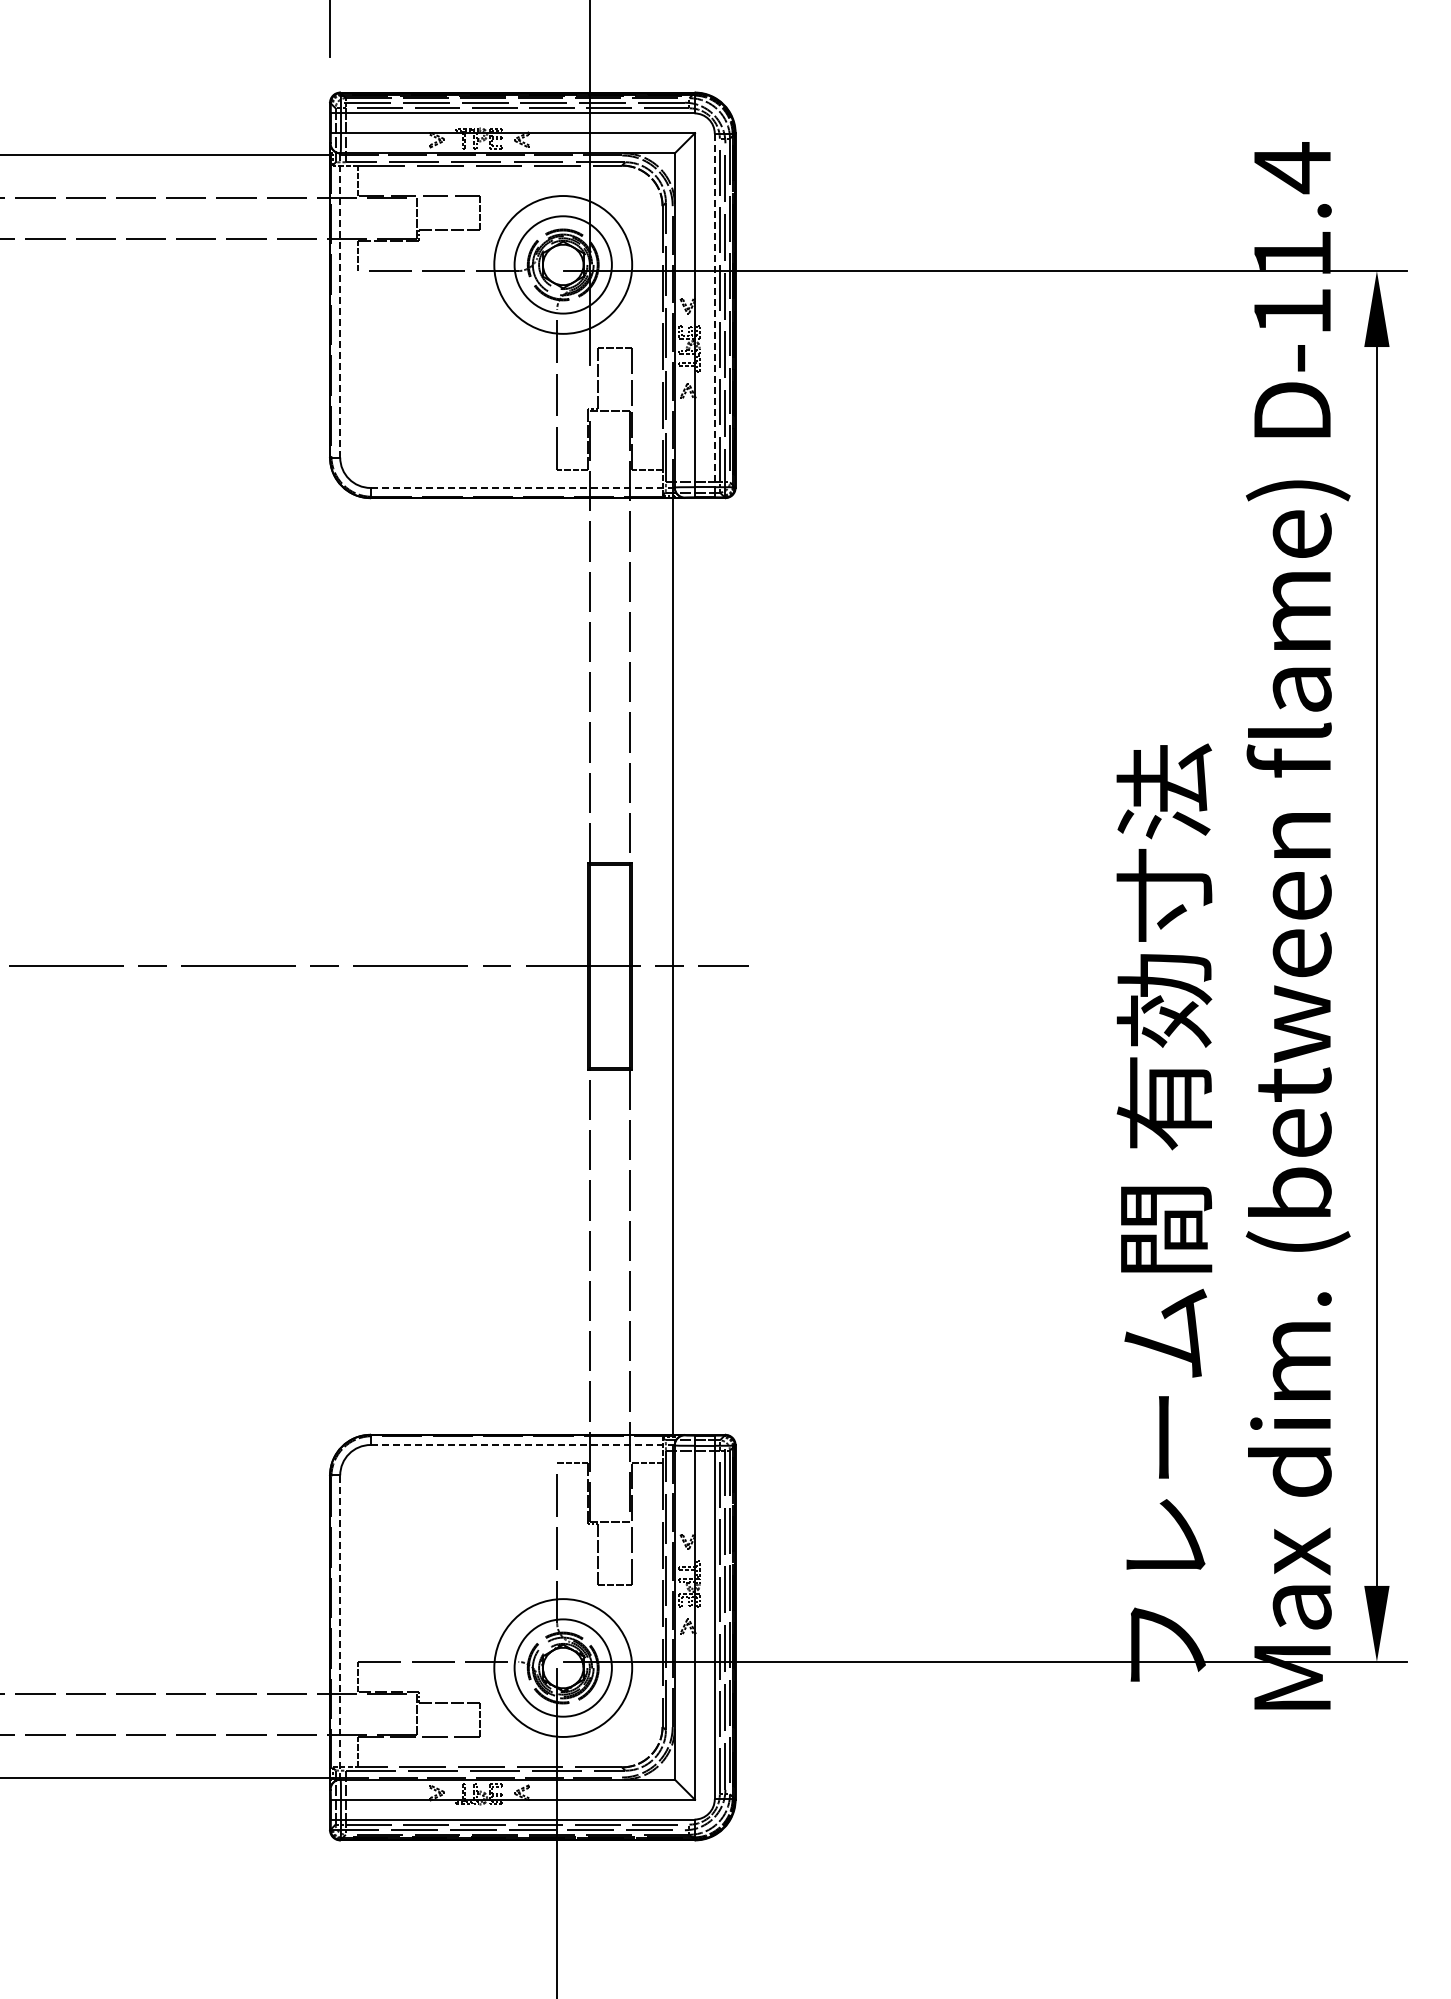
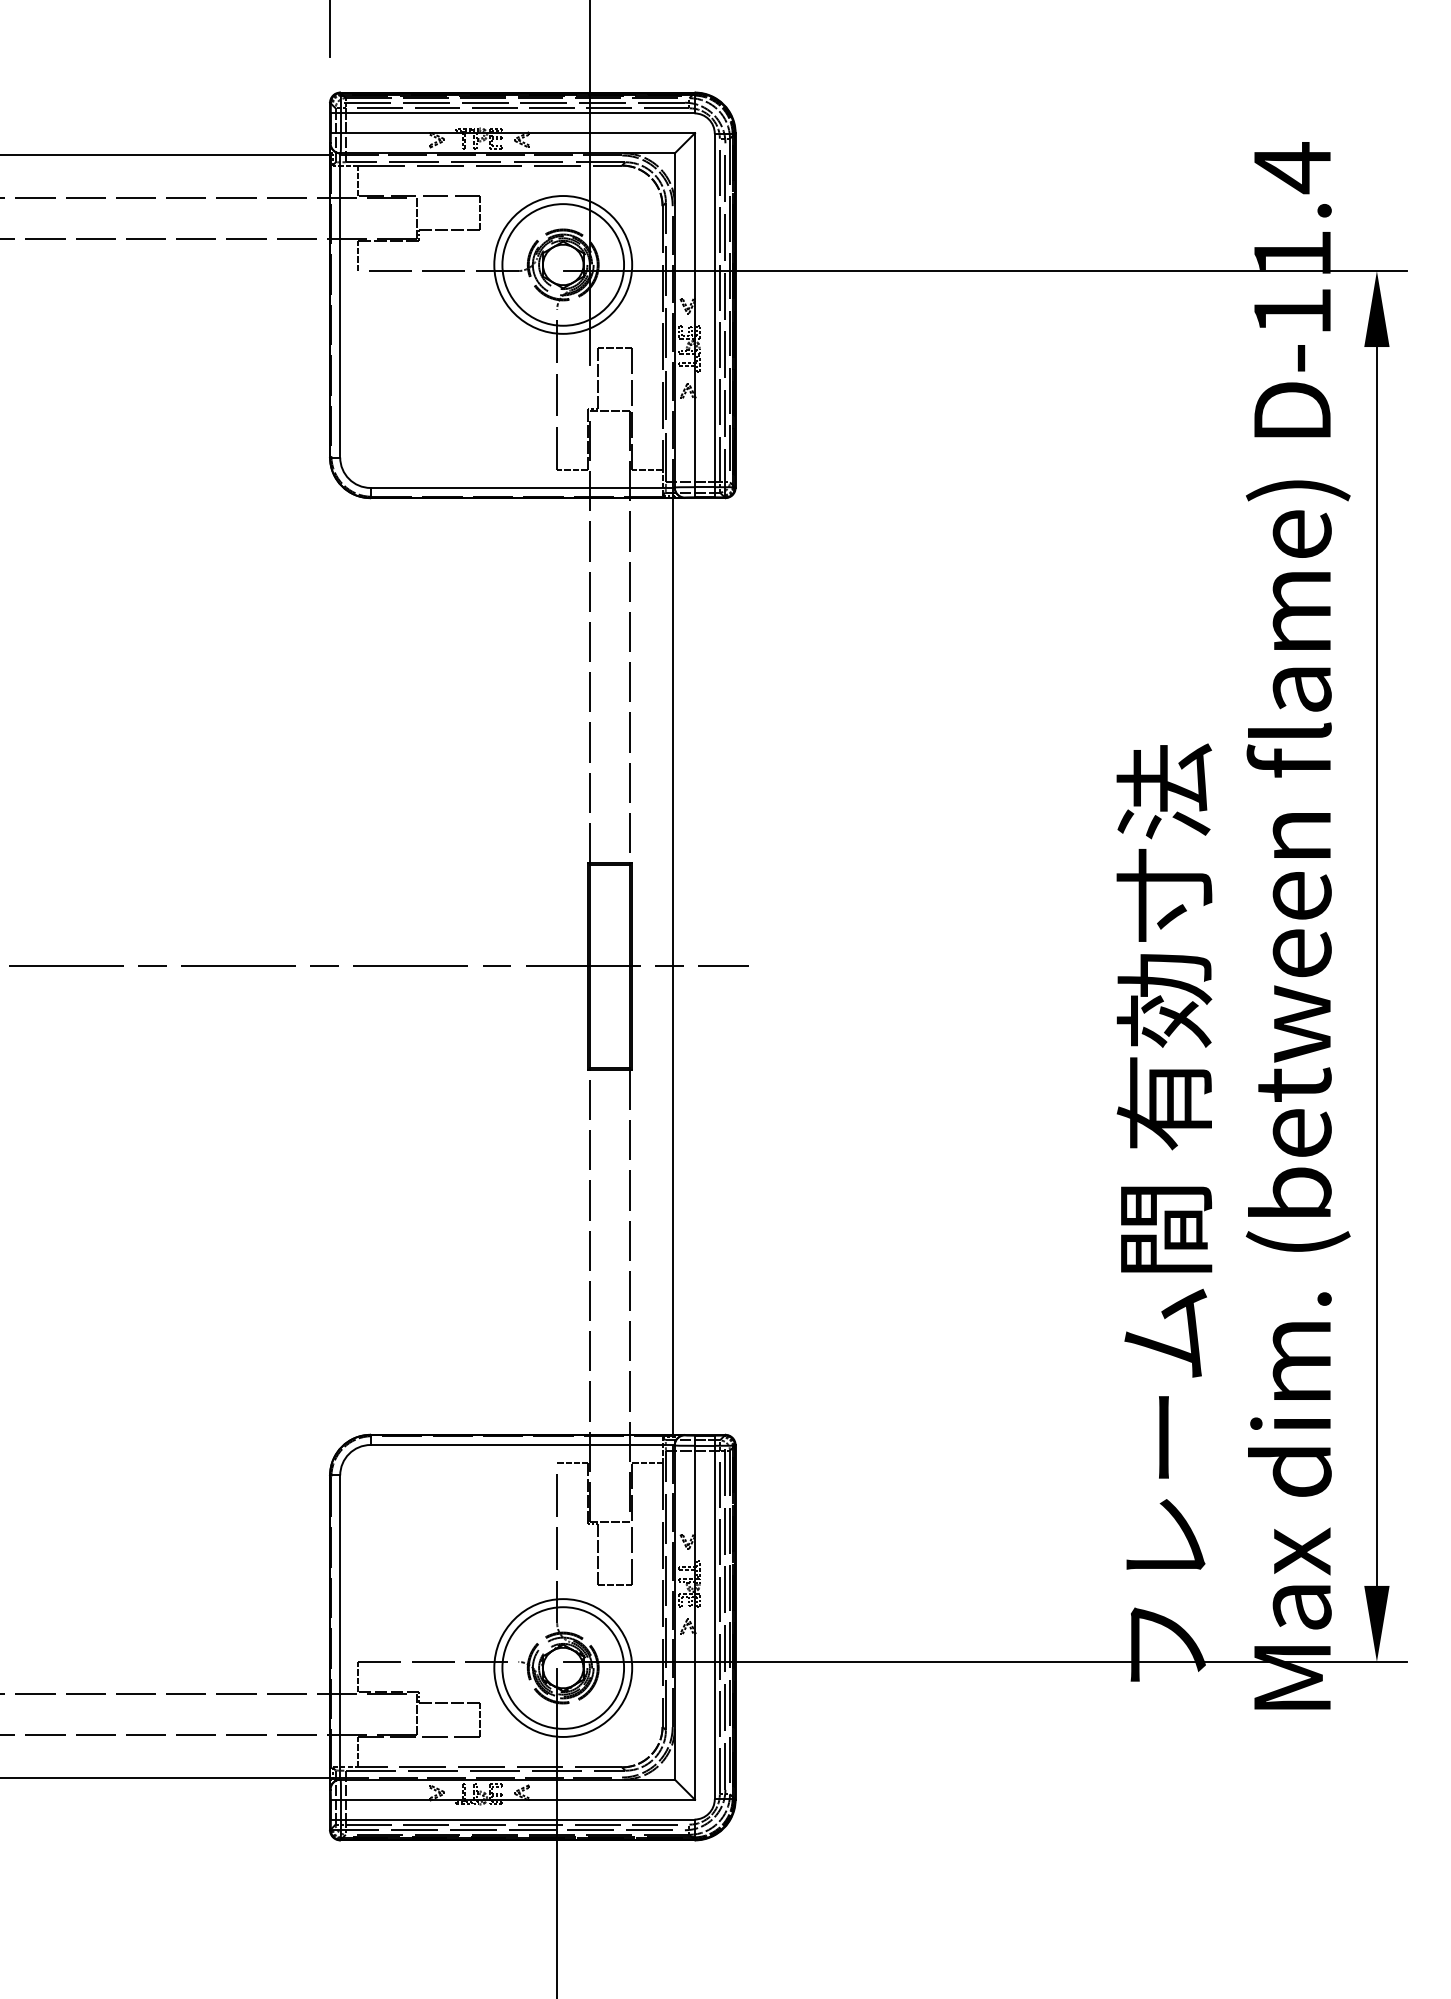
circle diameter: 97 px -> 122 px (563, 264)
line: dashed -> solid (340, 305)
line: dashed -> solid (714, 310)
line: dashed -> solid (522, 487)
line: dashed -> solid (523, 1445)
line: dashed -> solid (340, 1626)
circle diameter: 97 px -> 122 px (563, 1667)
